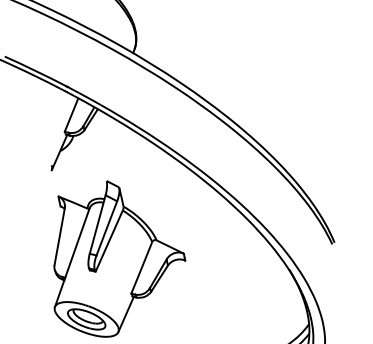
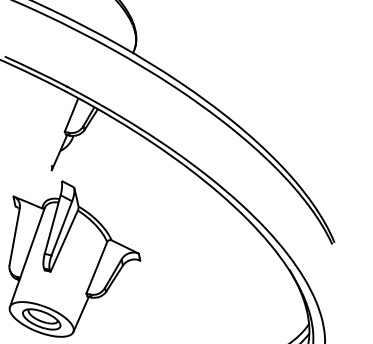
part position: (119, 258) -> (74, 258) (74, 258)
